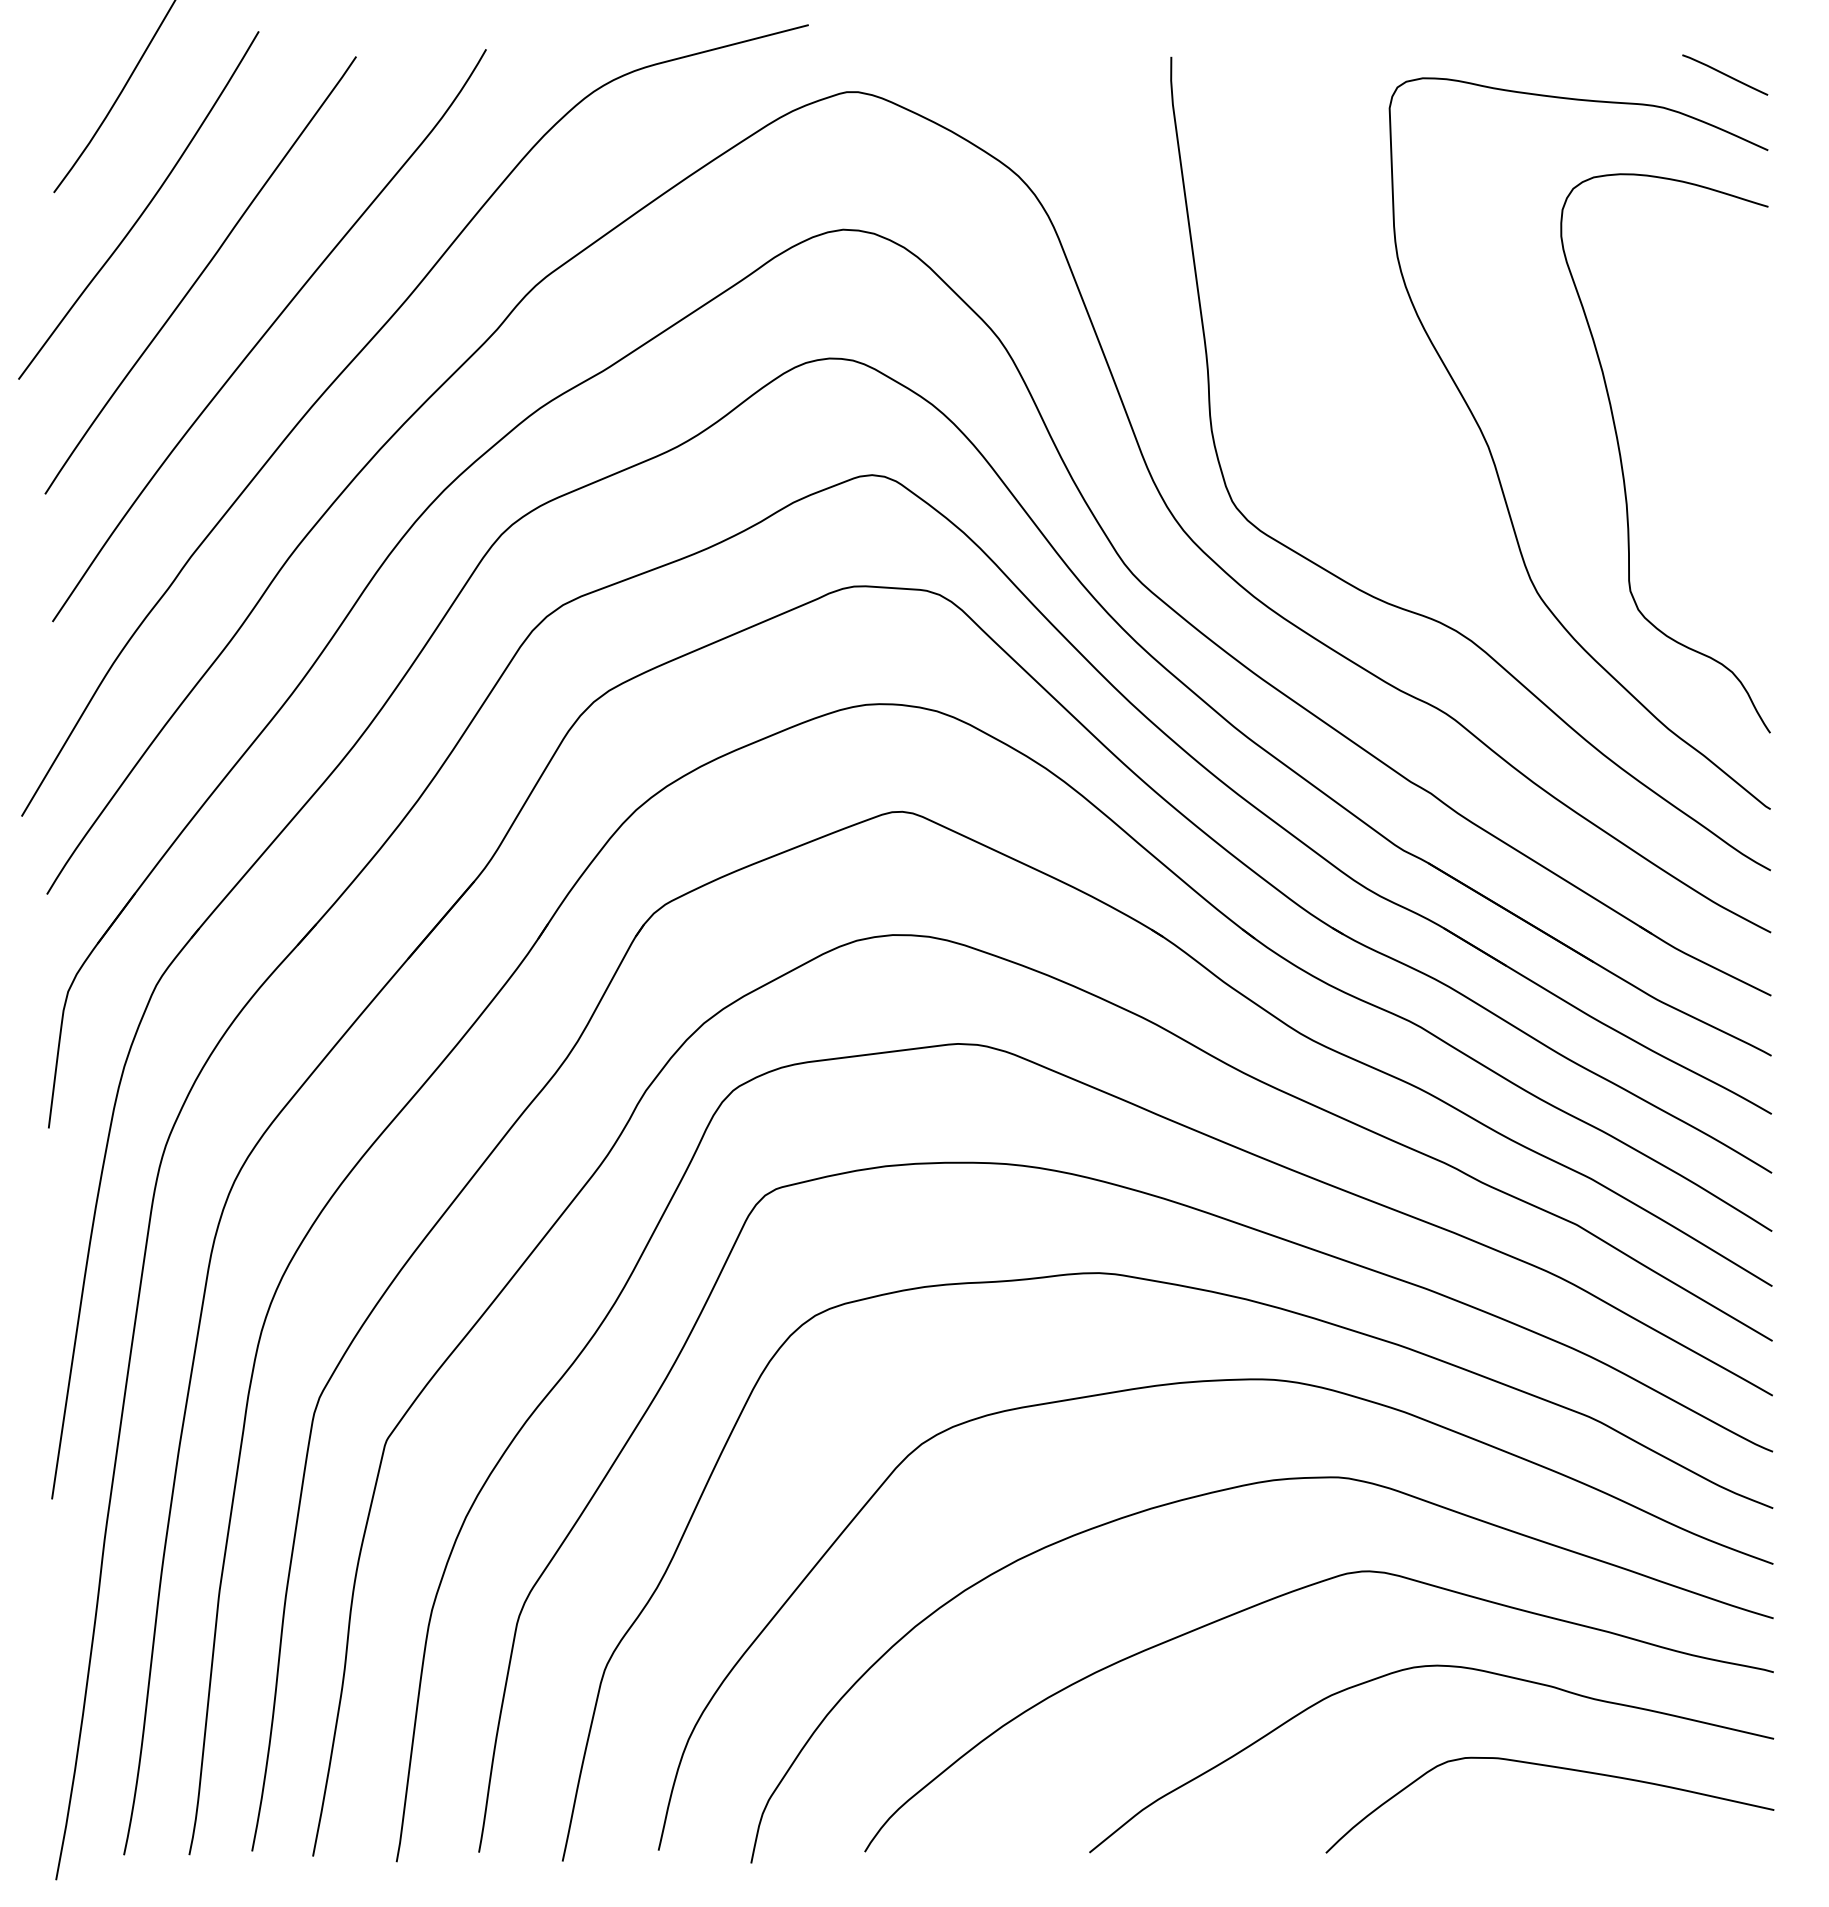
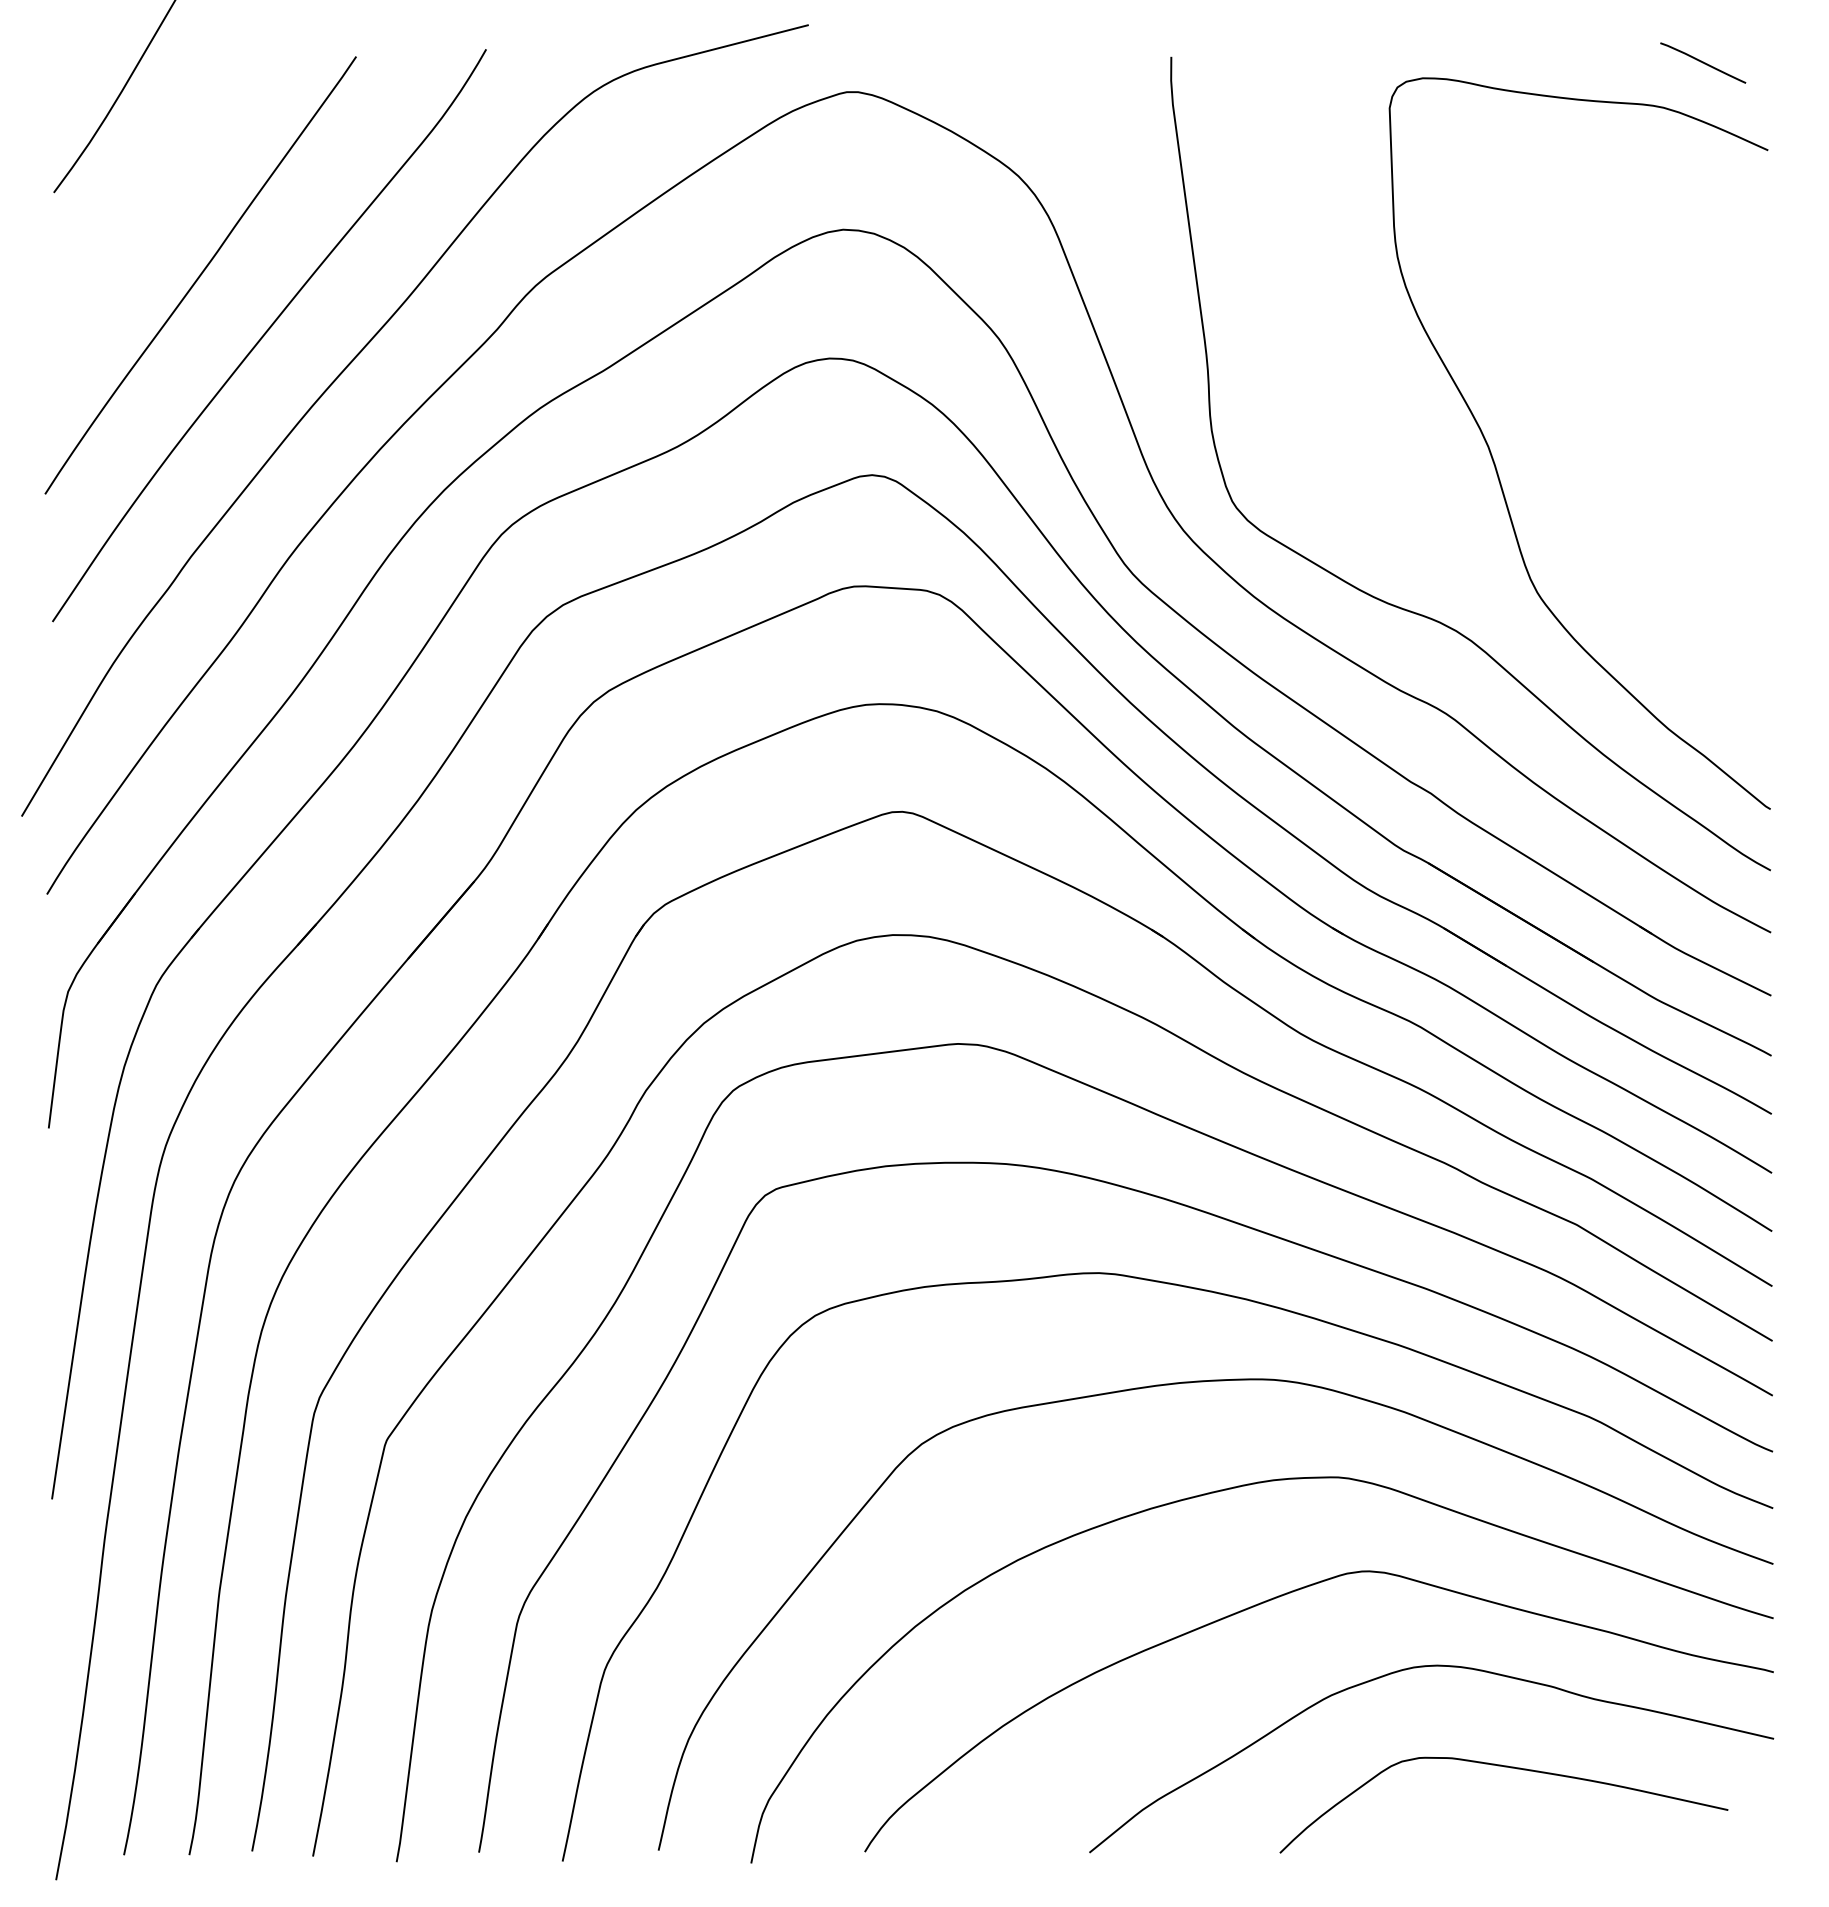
curve position: (1725, 74) -> (1703, 62) (1703, 62)
curve: present -> none (144, 208)
curve: present -> none (1622, 462)
curve position: (1556, 1768) -> (1510, 1768) (1510, 1768)
